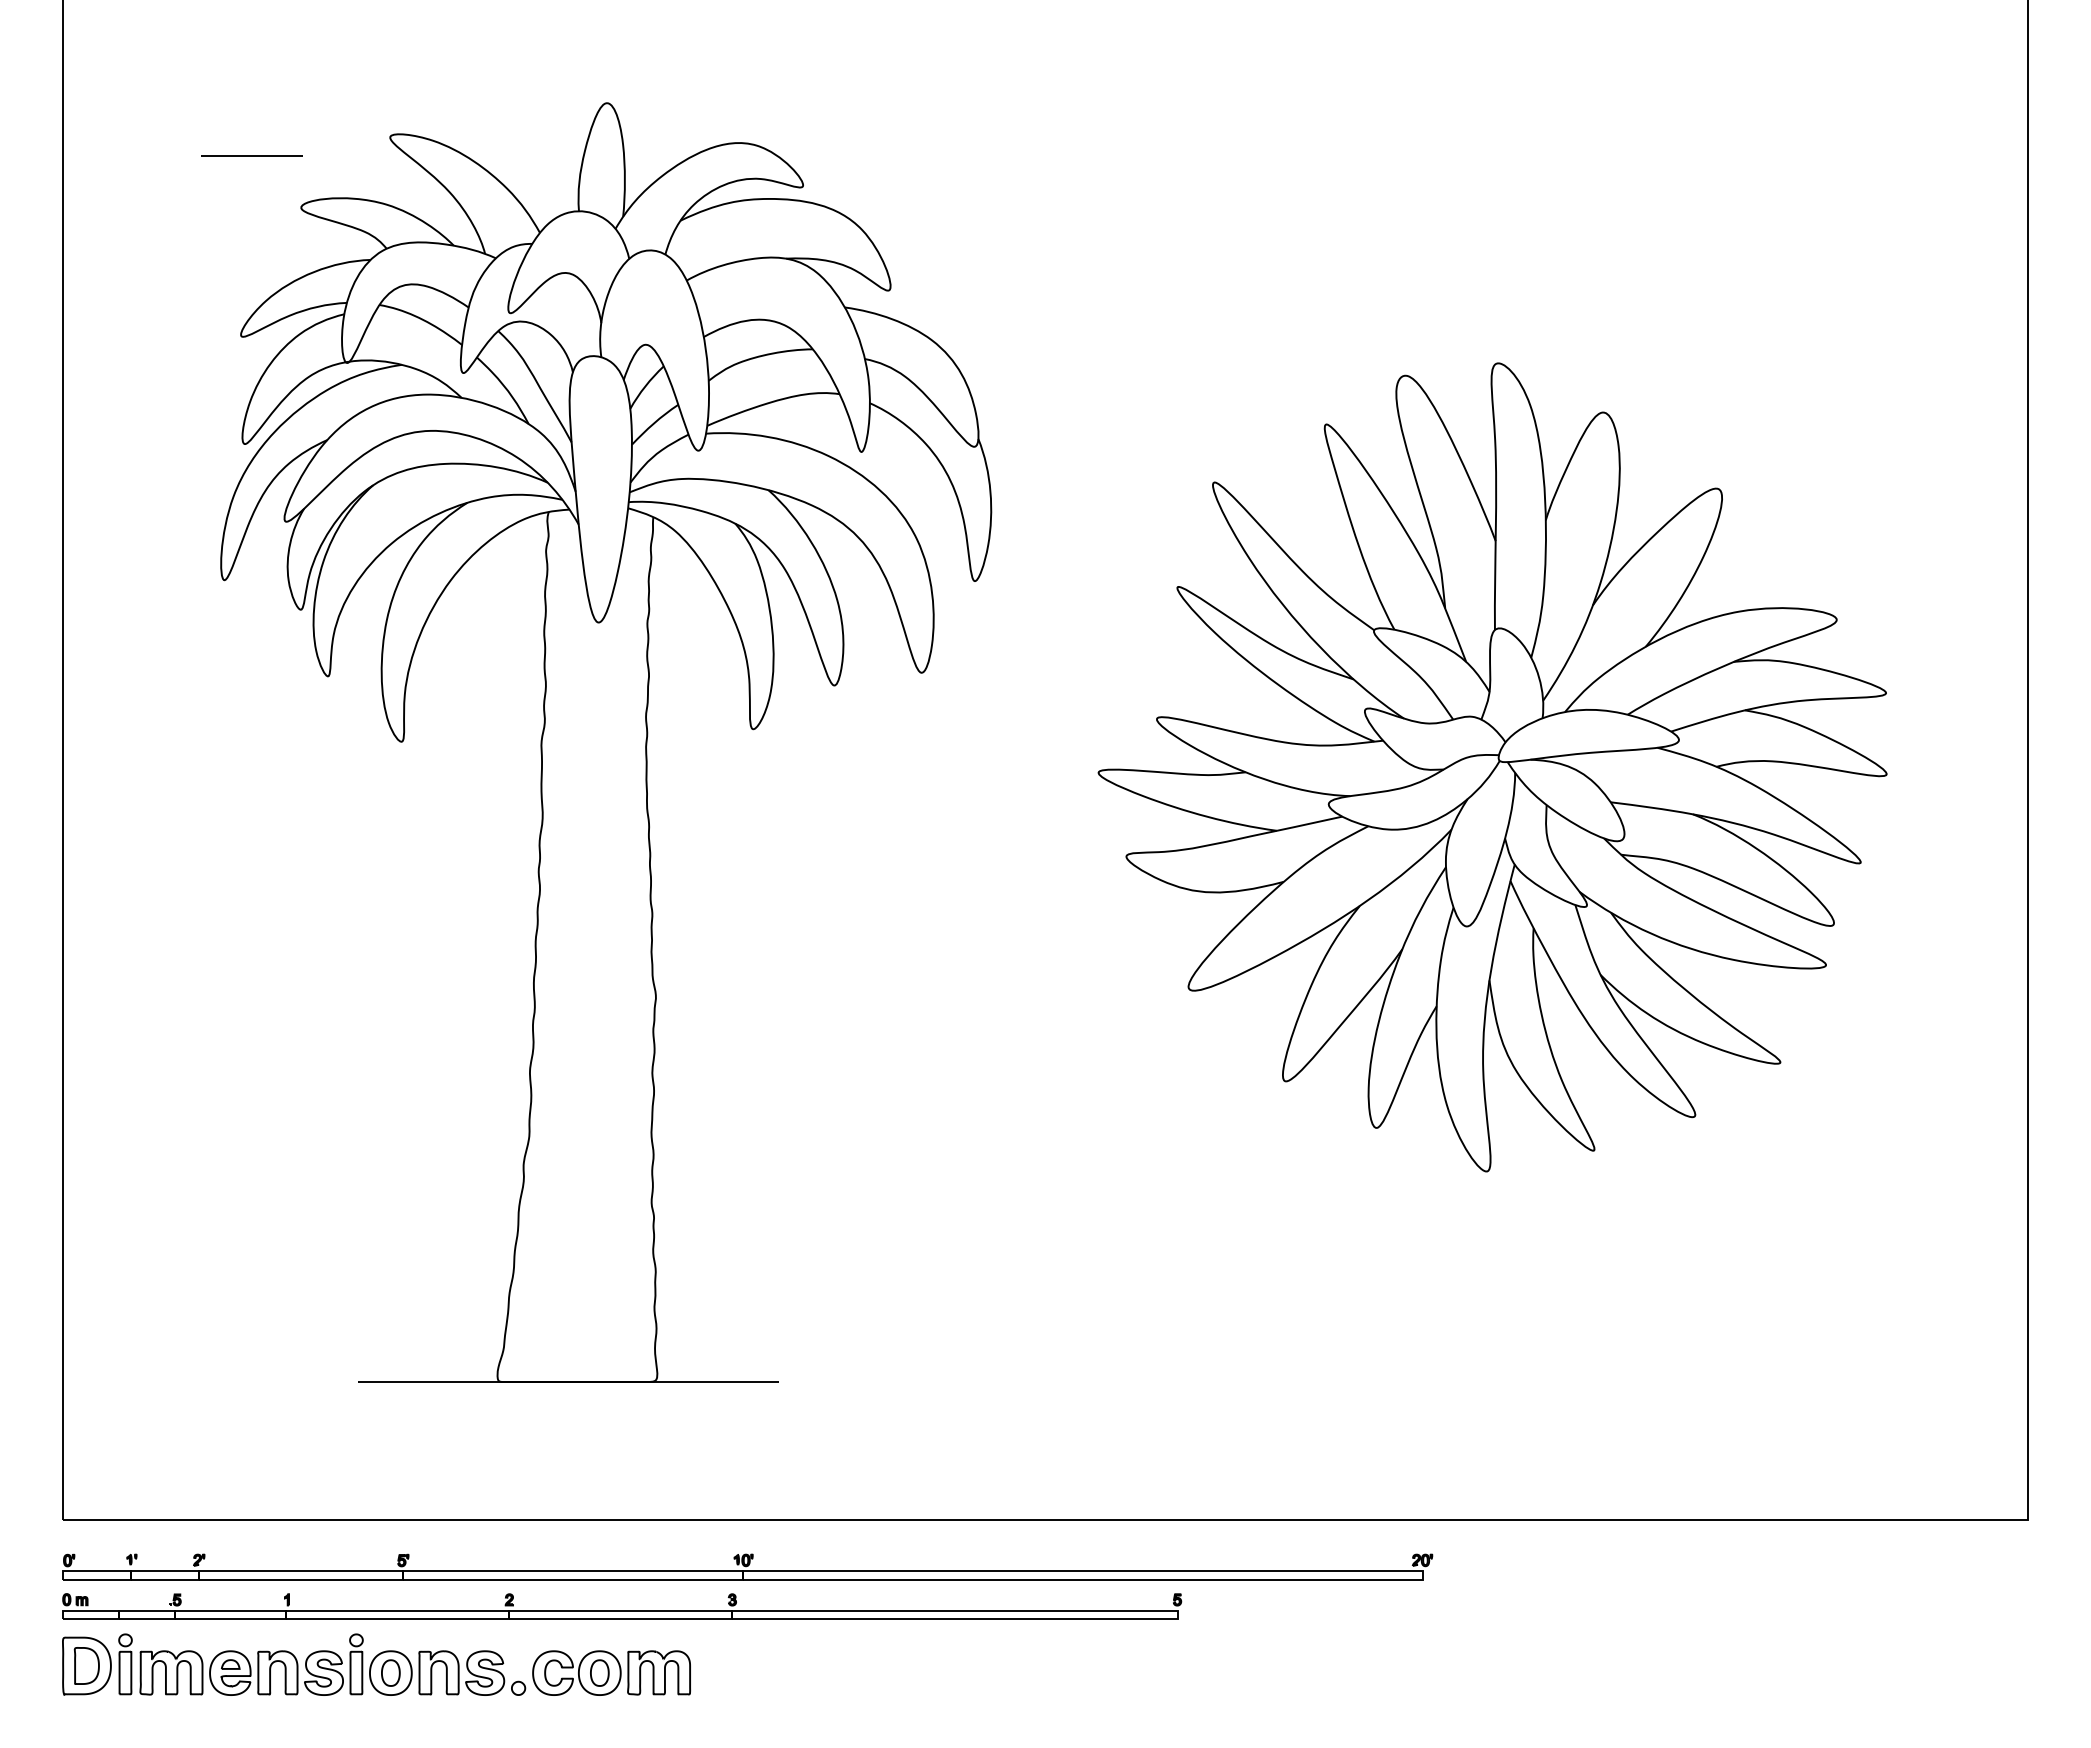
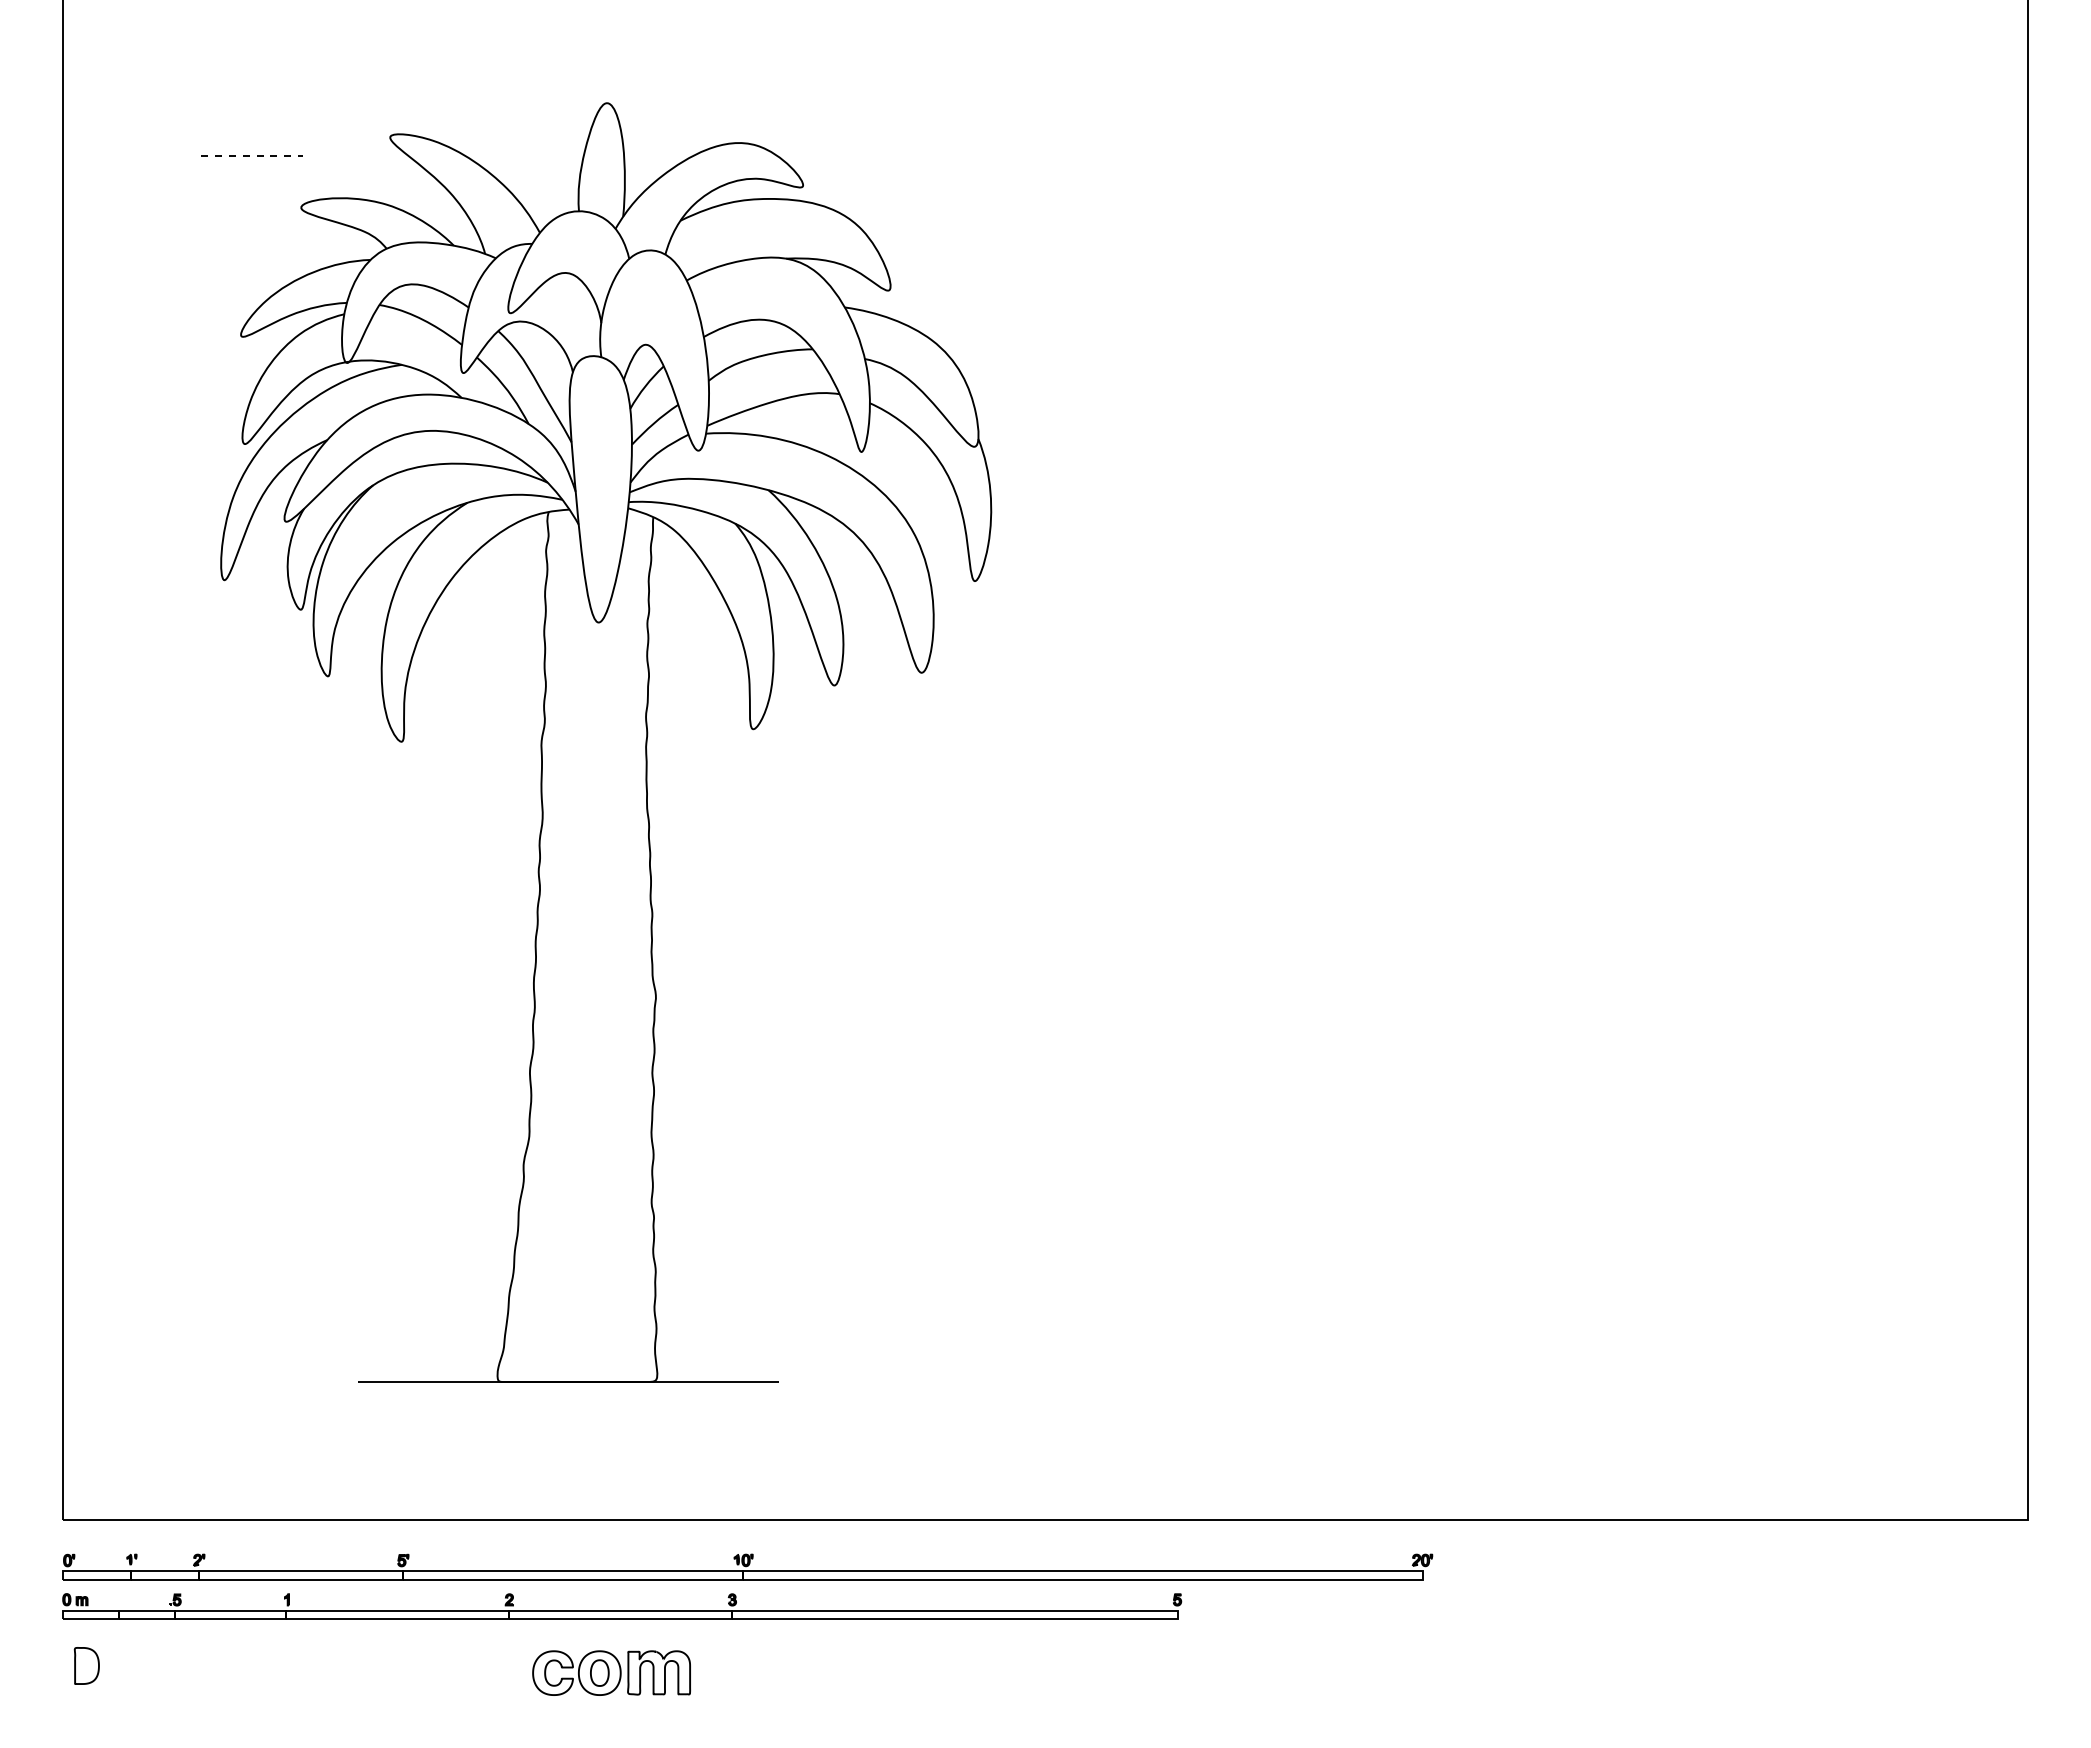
line: solid -> dashed (252, 155)
part: present -> none (1492, 767)
part: present -> none (294, 1664)
